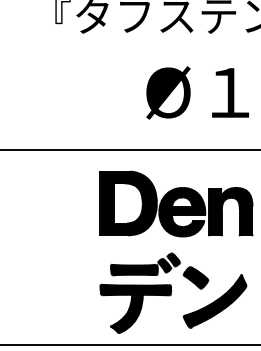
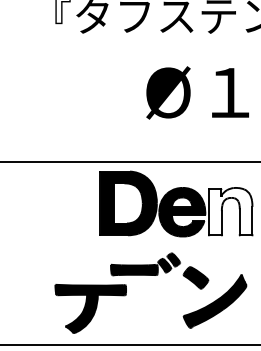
line position: (129, 149) -> (129, 161) (129, 161)
fill: present -> none (230, 211)
part position: (135, 308) -> (90, 308) (90, 308)
